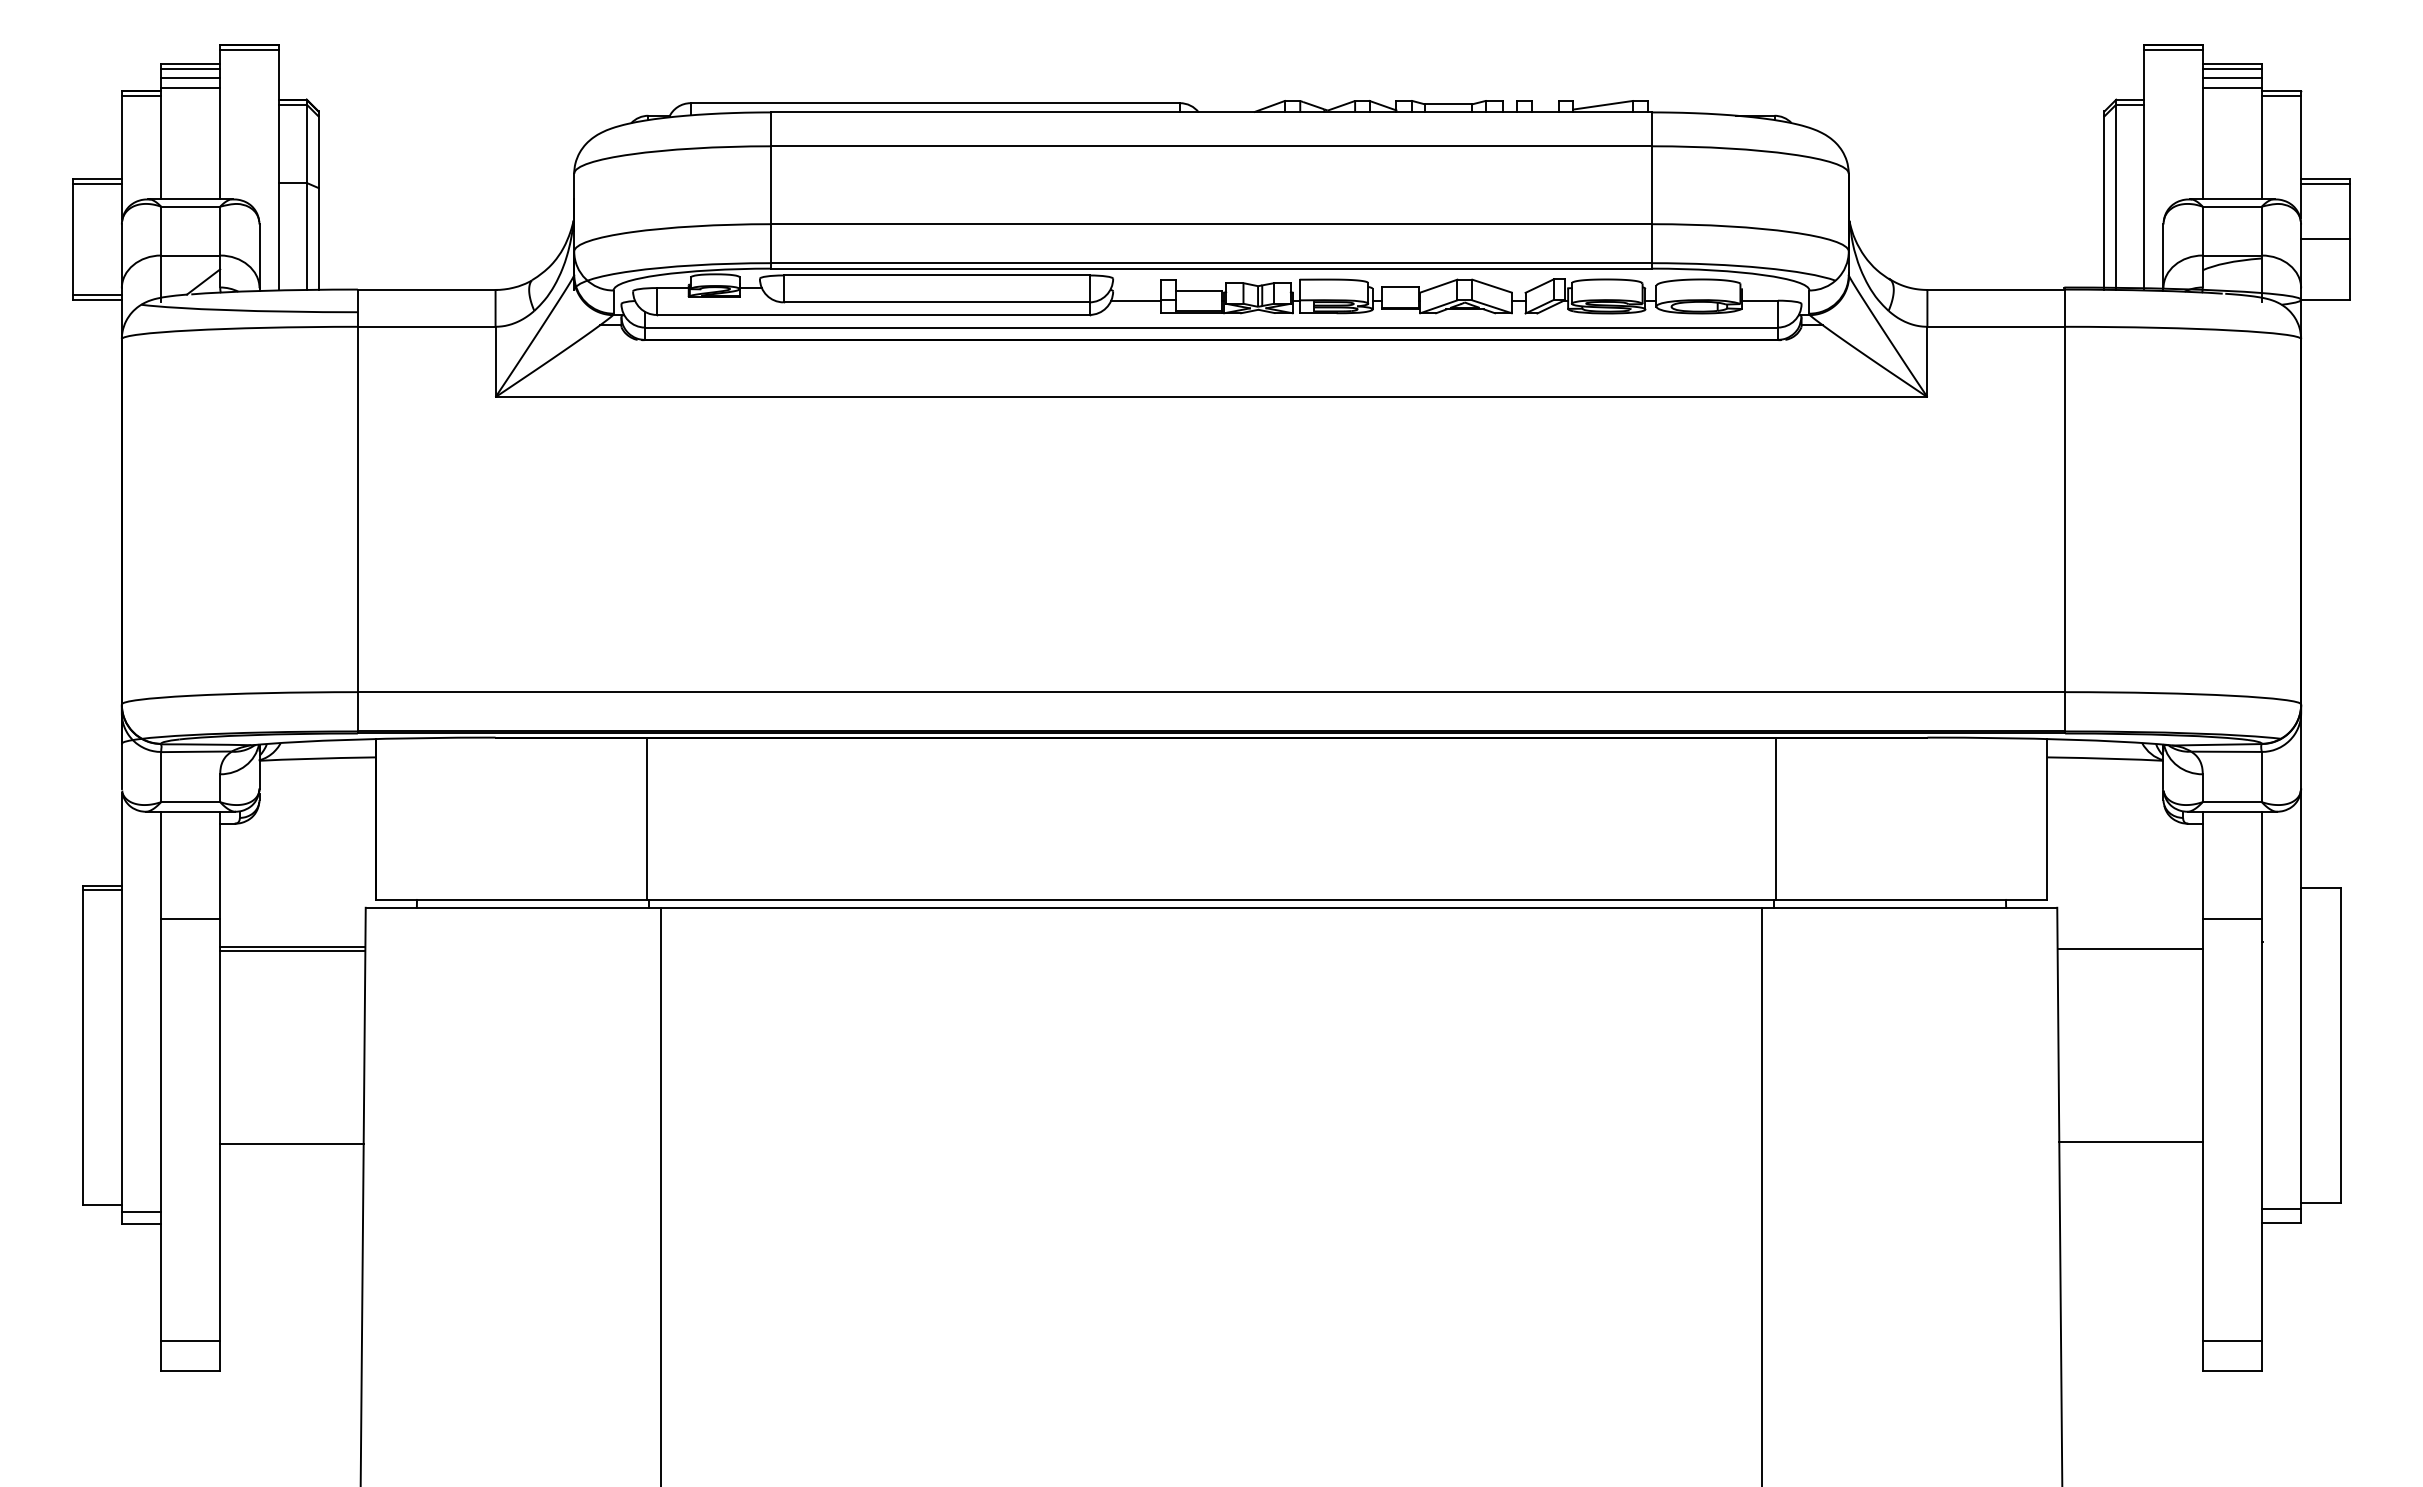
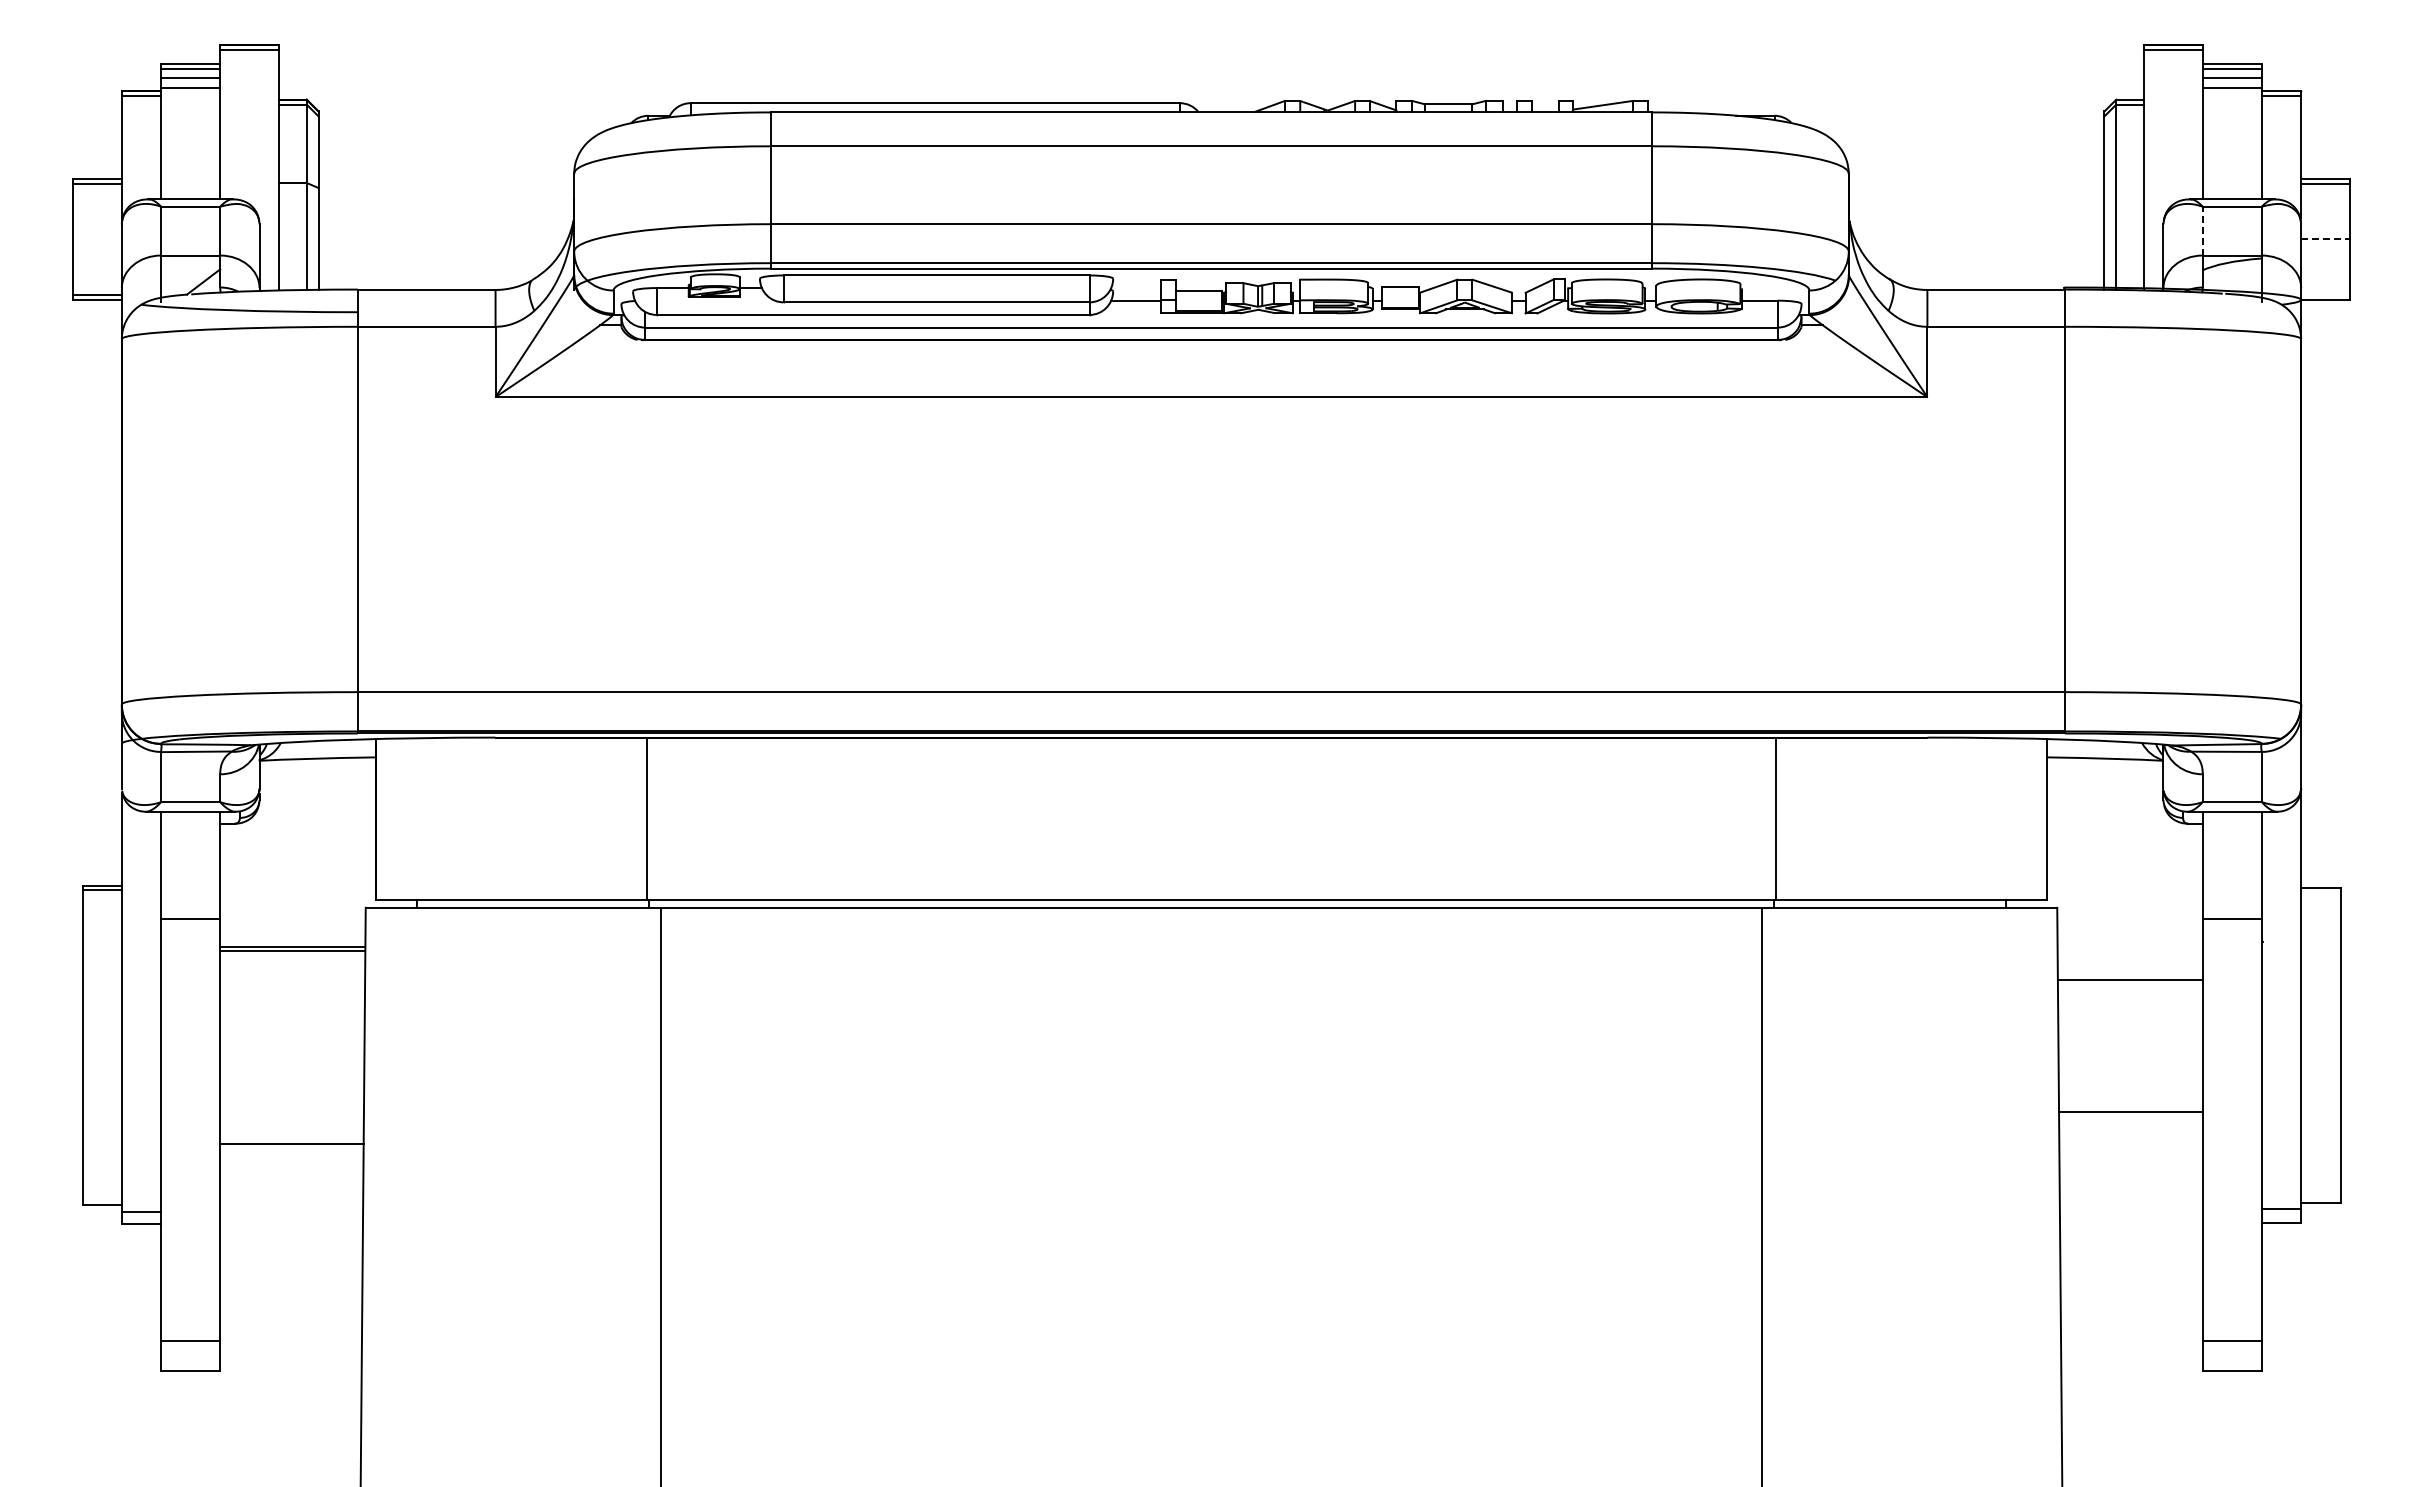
line: solid -> dashed (2202, 230)
line: solid -> dashed (2325, 239)
line position: (2129, 949) -> (2129, 980) (2129, 980)
line position: (2130, 1141) -> (2130, 1111) (2130, 1111)
